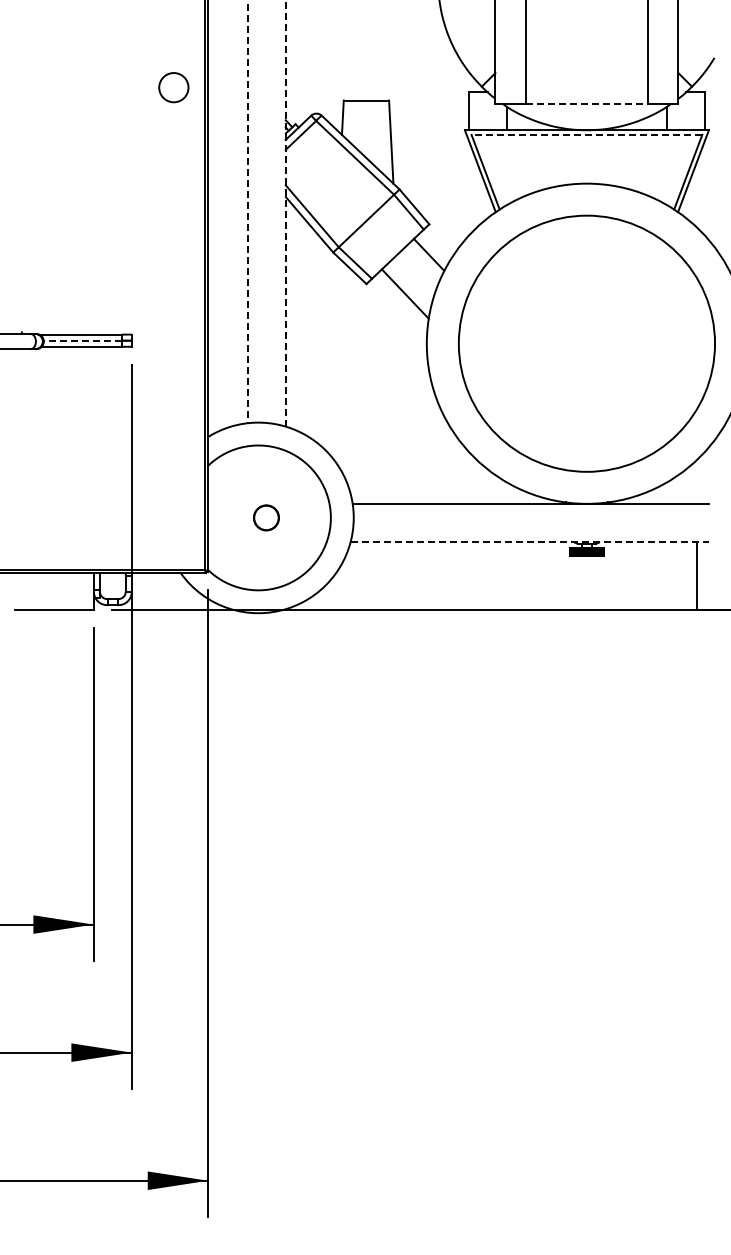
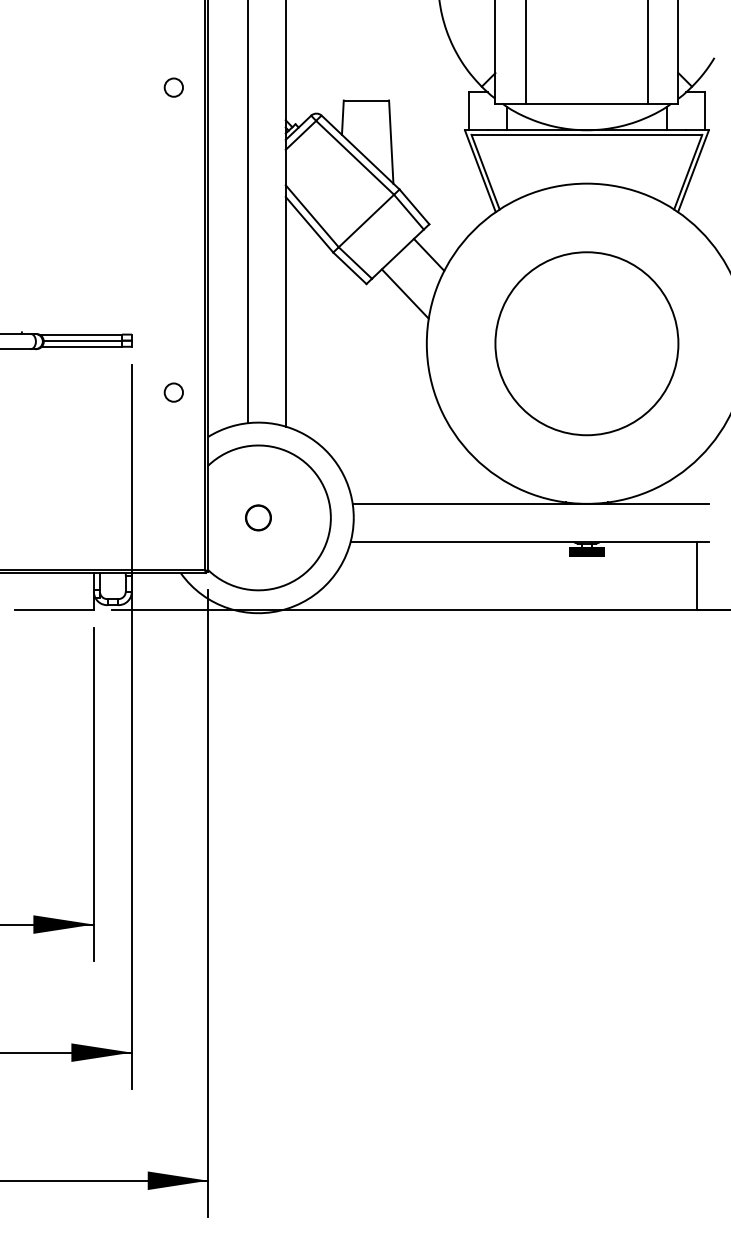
circle diameter: 29 px -> 18 px (173, 87)
line: dashed -> solid (586, 103)
line: dashed -> solid (586, 134)
line: dashed -> solid (247, 212)
line: dashed -> solid (285, 213)
line: dashed -> solid (82, 340)
circle diameter: 256 px -> 183 px (586, 343)
circle: none -> present (173, 392)
circle position: (266, 517) -> (258, 517) (258, 517)
line: dashed -> solid (530, 541)
